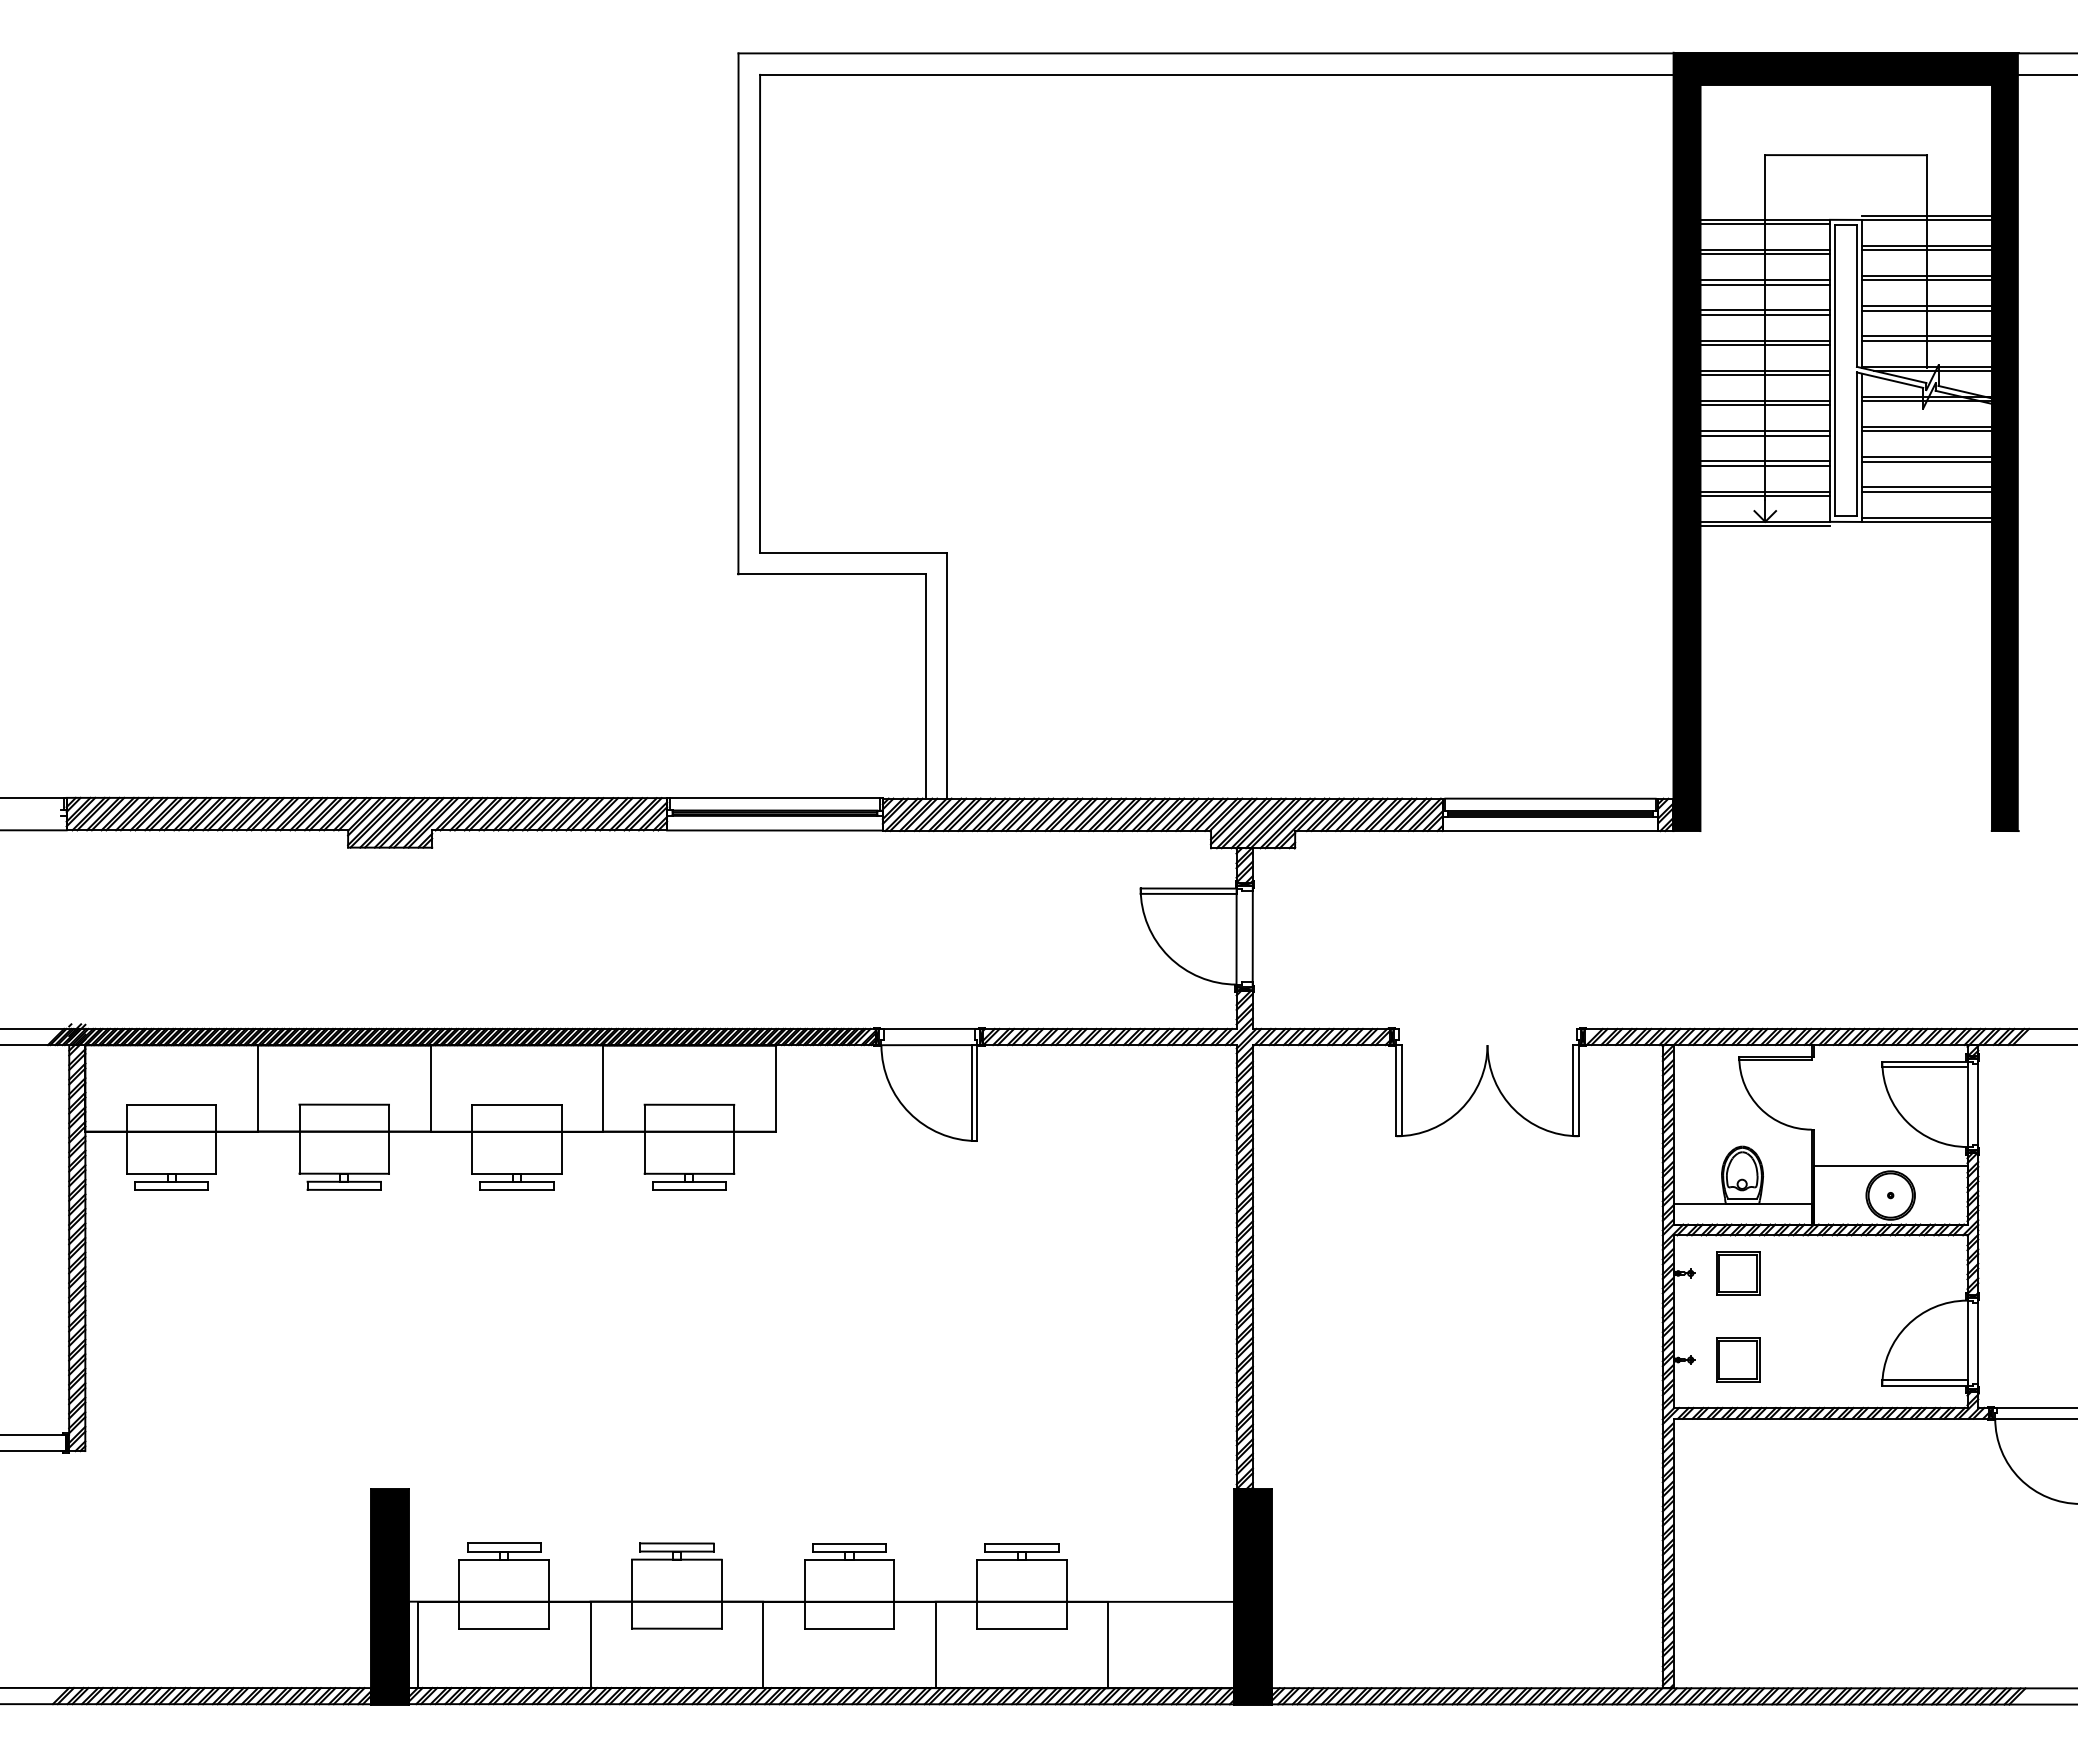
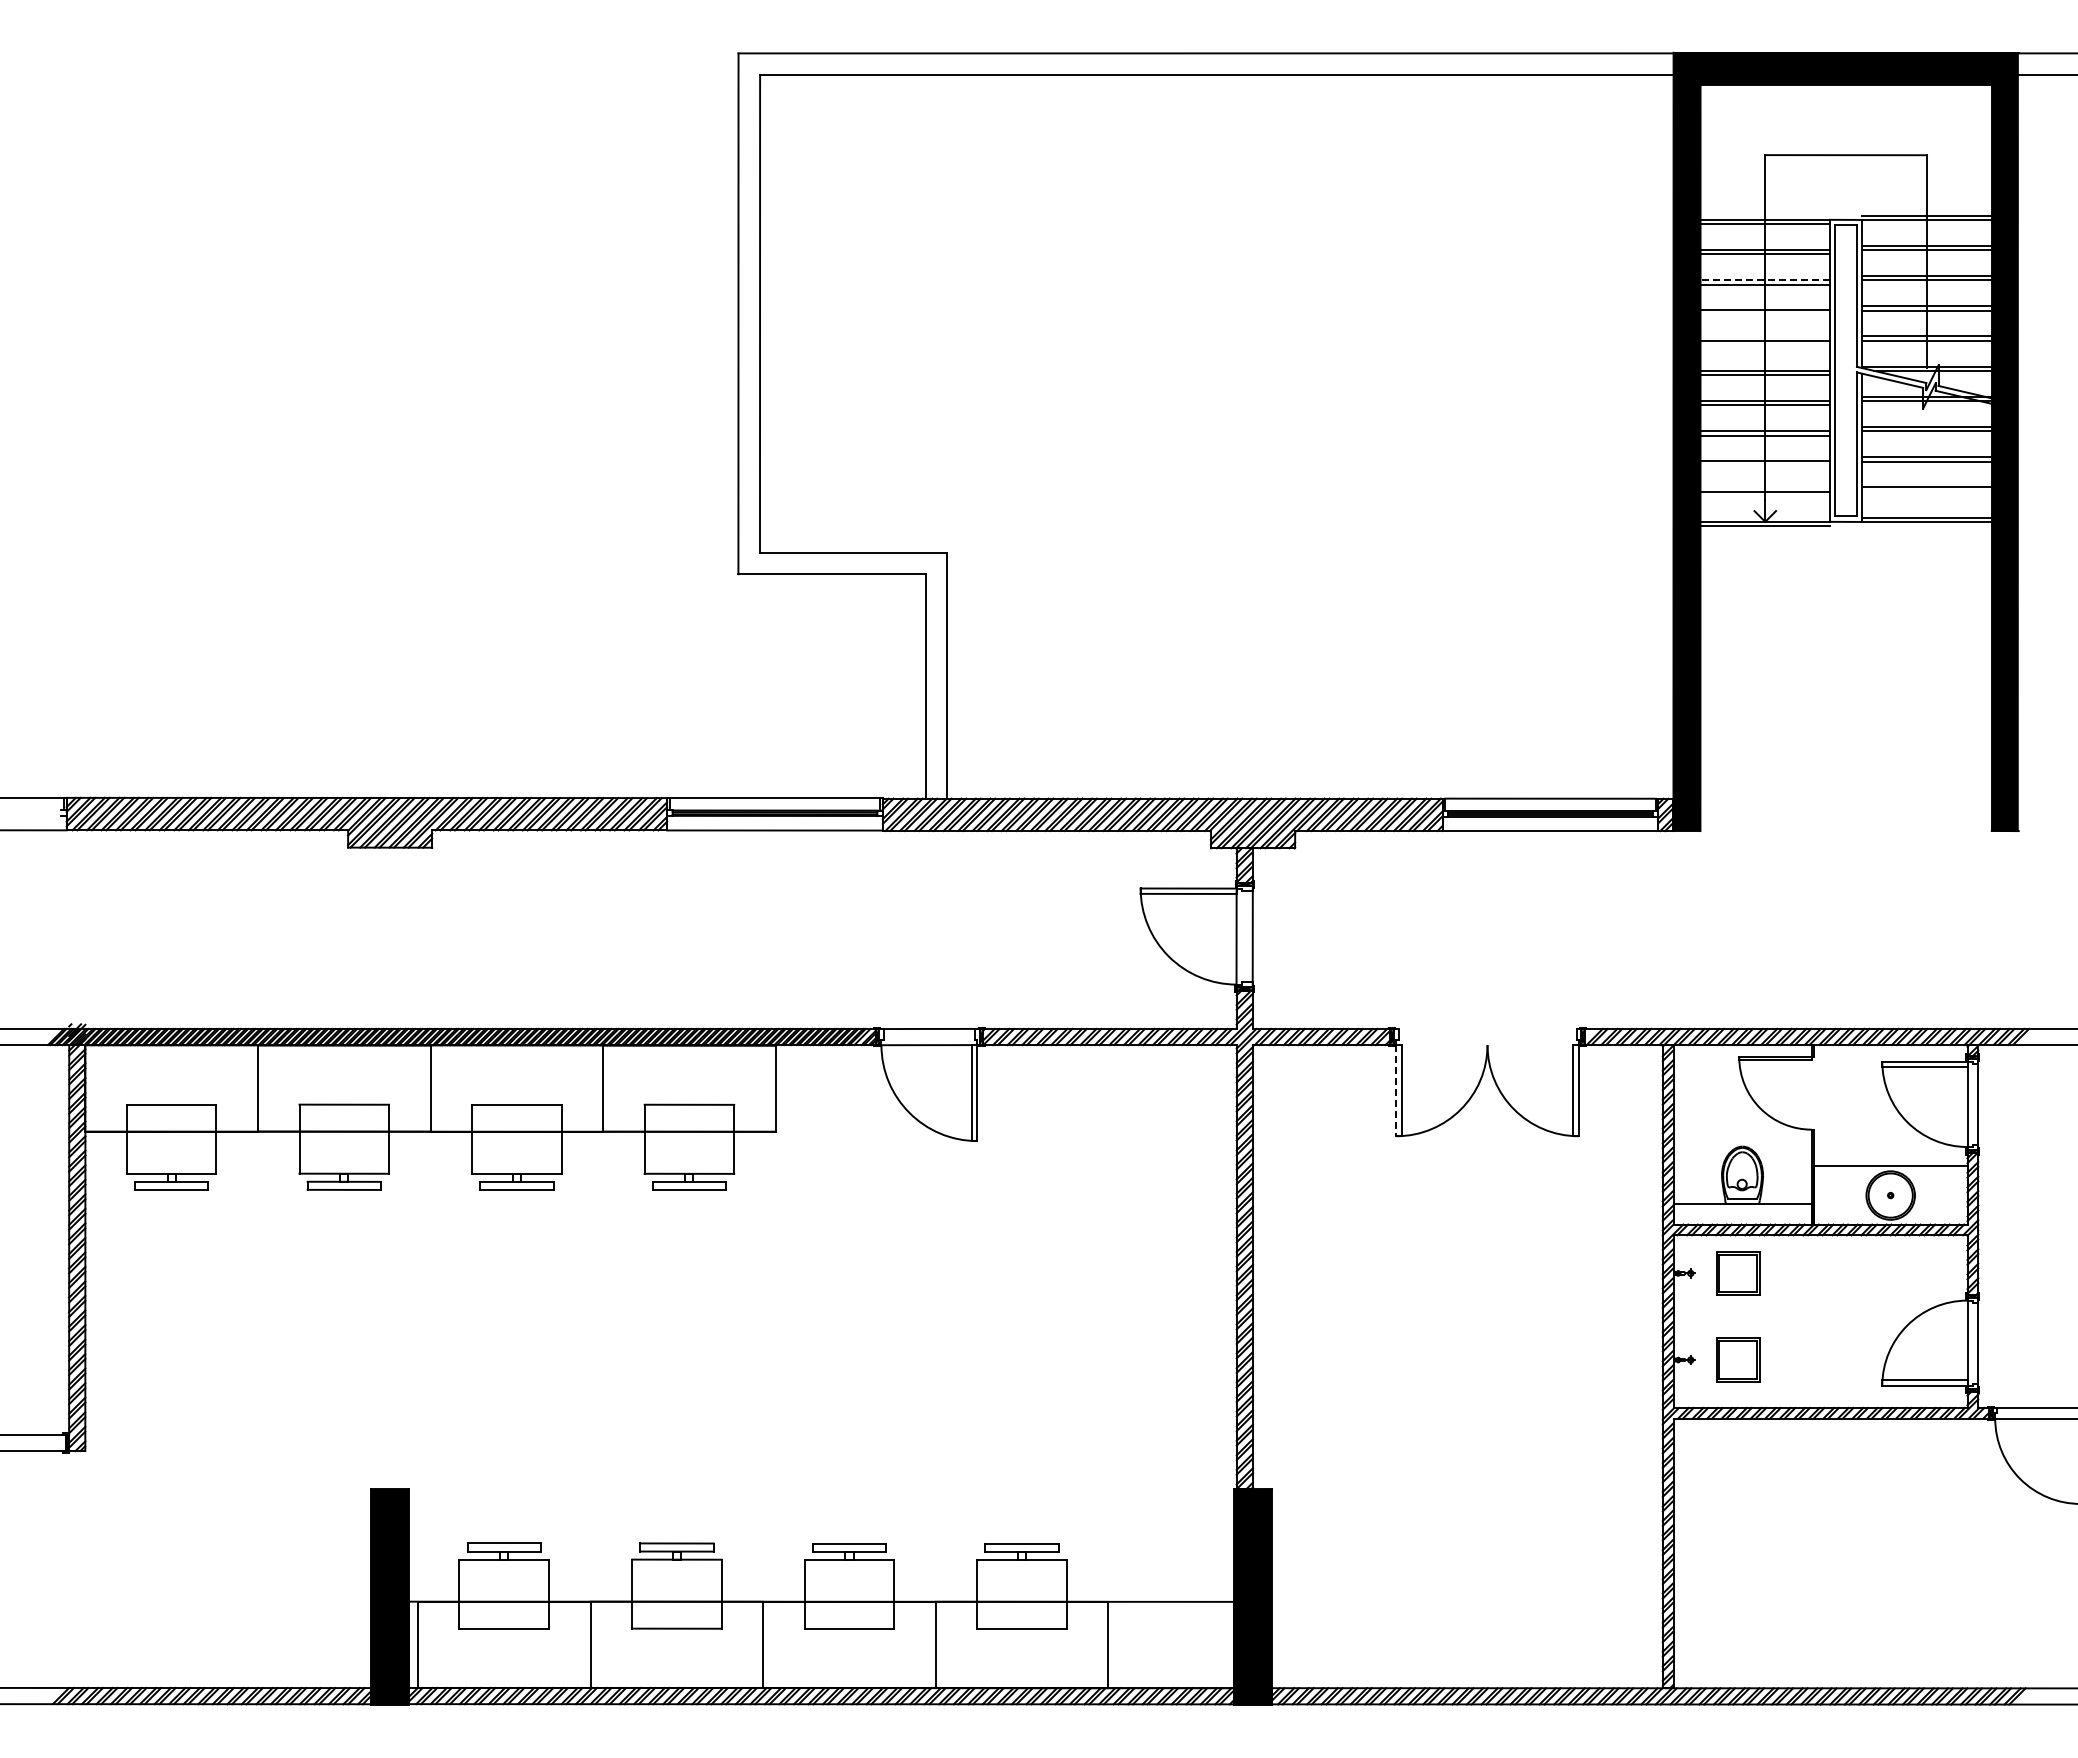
line: solid -> dashed (1765, 280)
line: present -> none (1764, 314)
line: present -> none (1764, 344)
line: present -> none (1764, 465)
line: present -> none (1926, 491)
line: present -> none (1764, 495)
line: solid -> dashed (1396, 1090)
